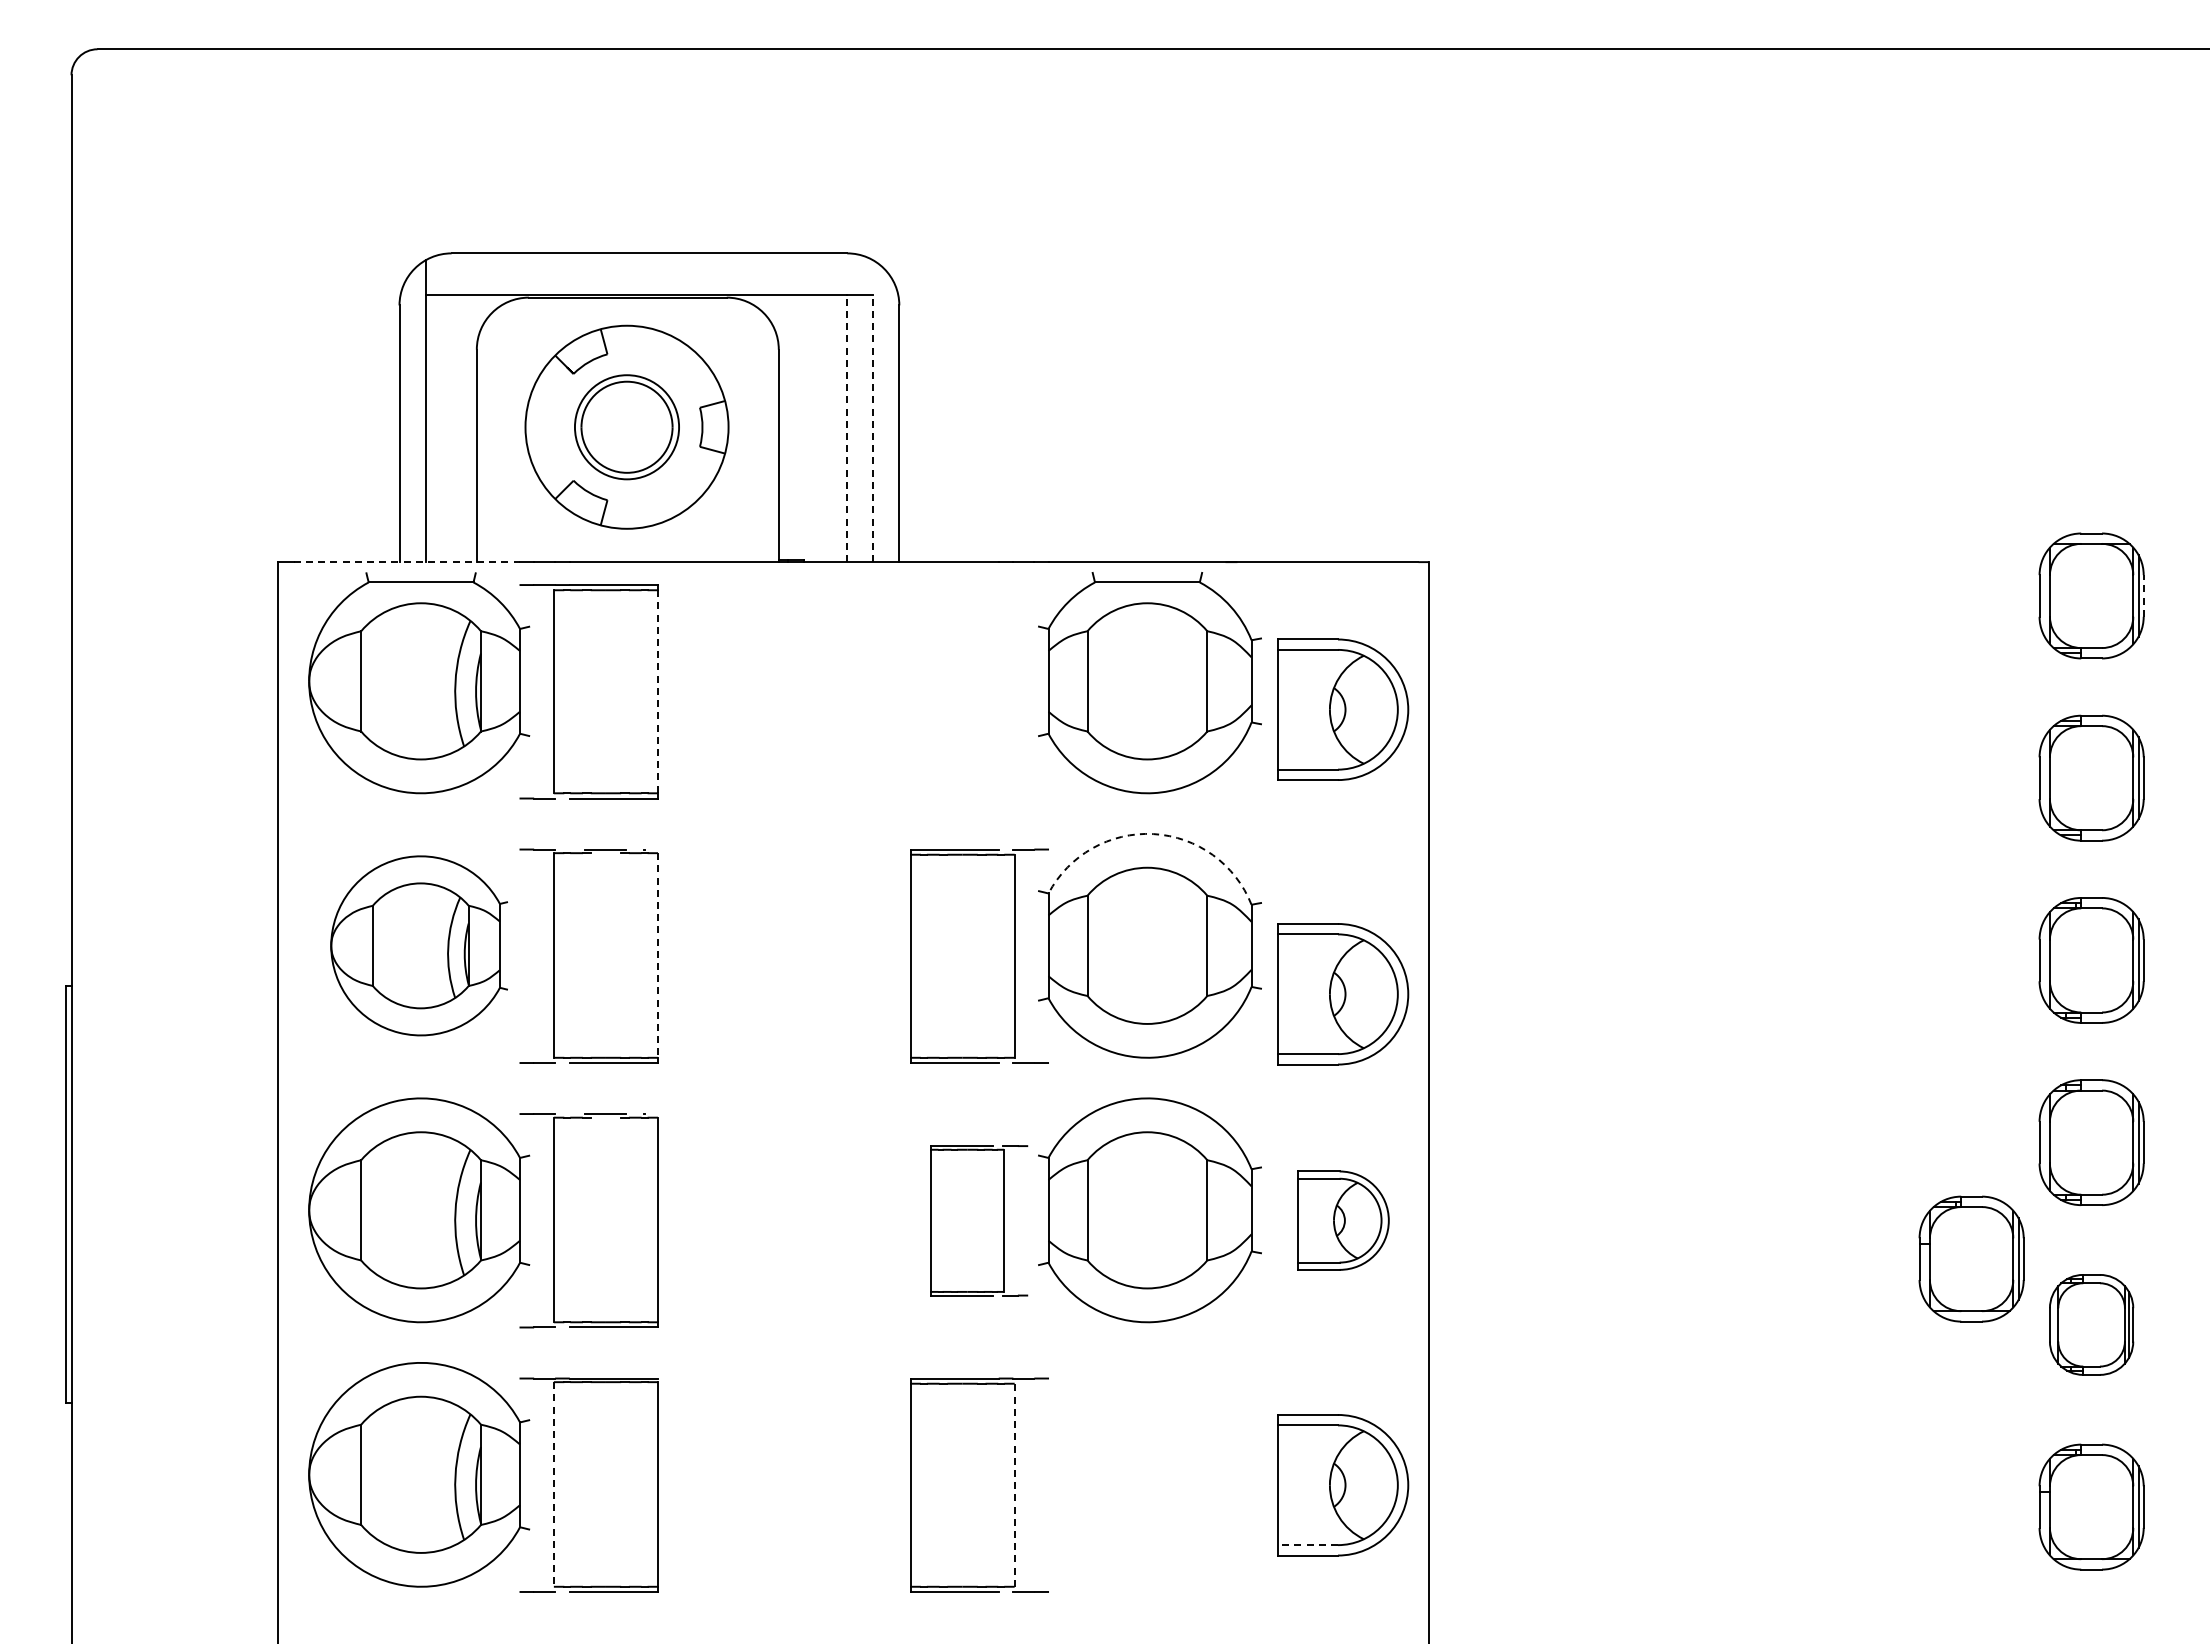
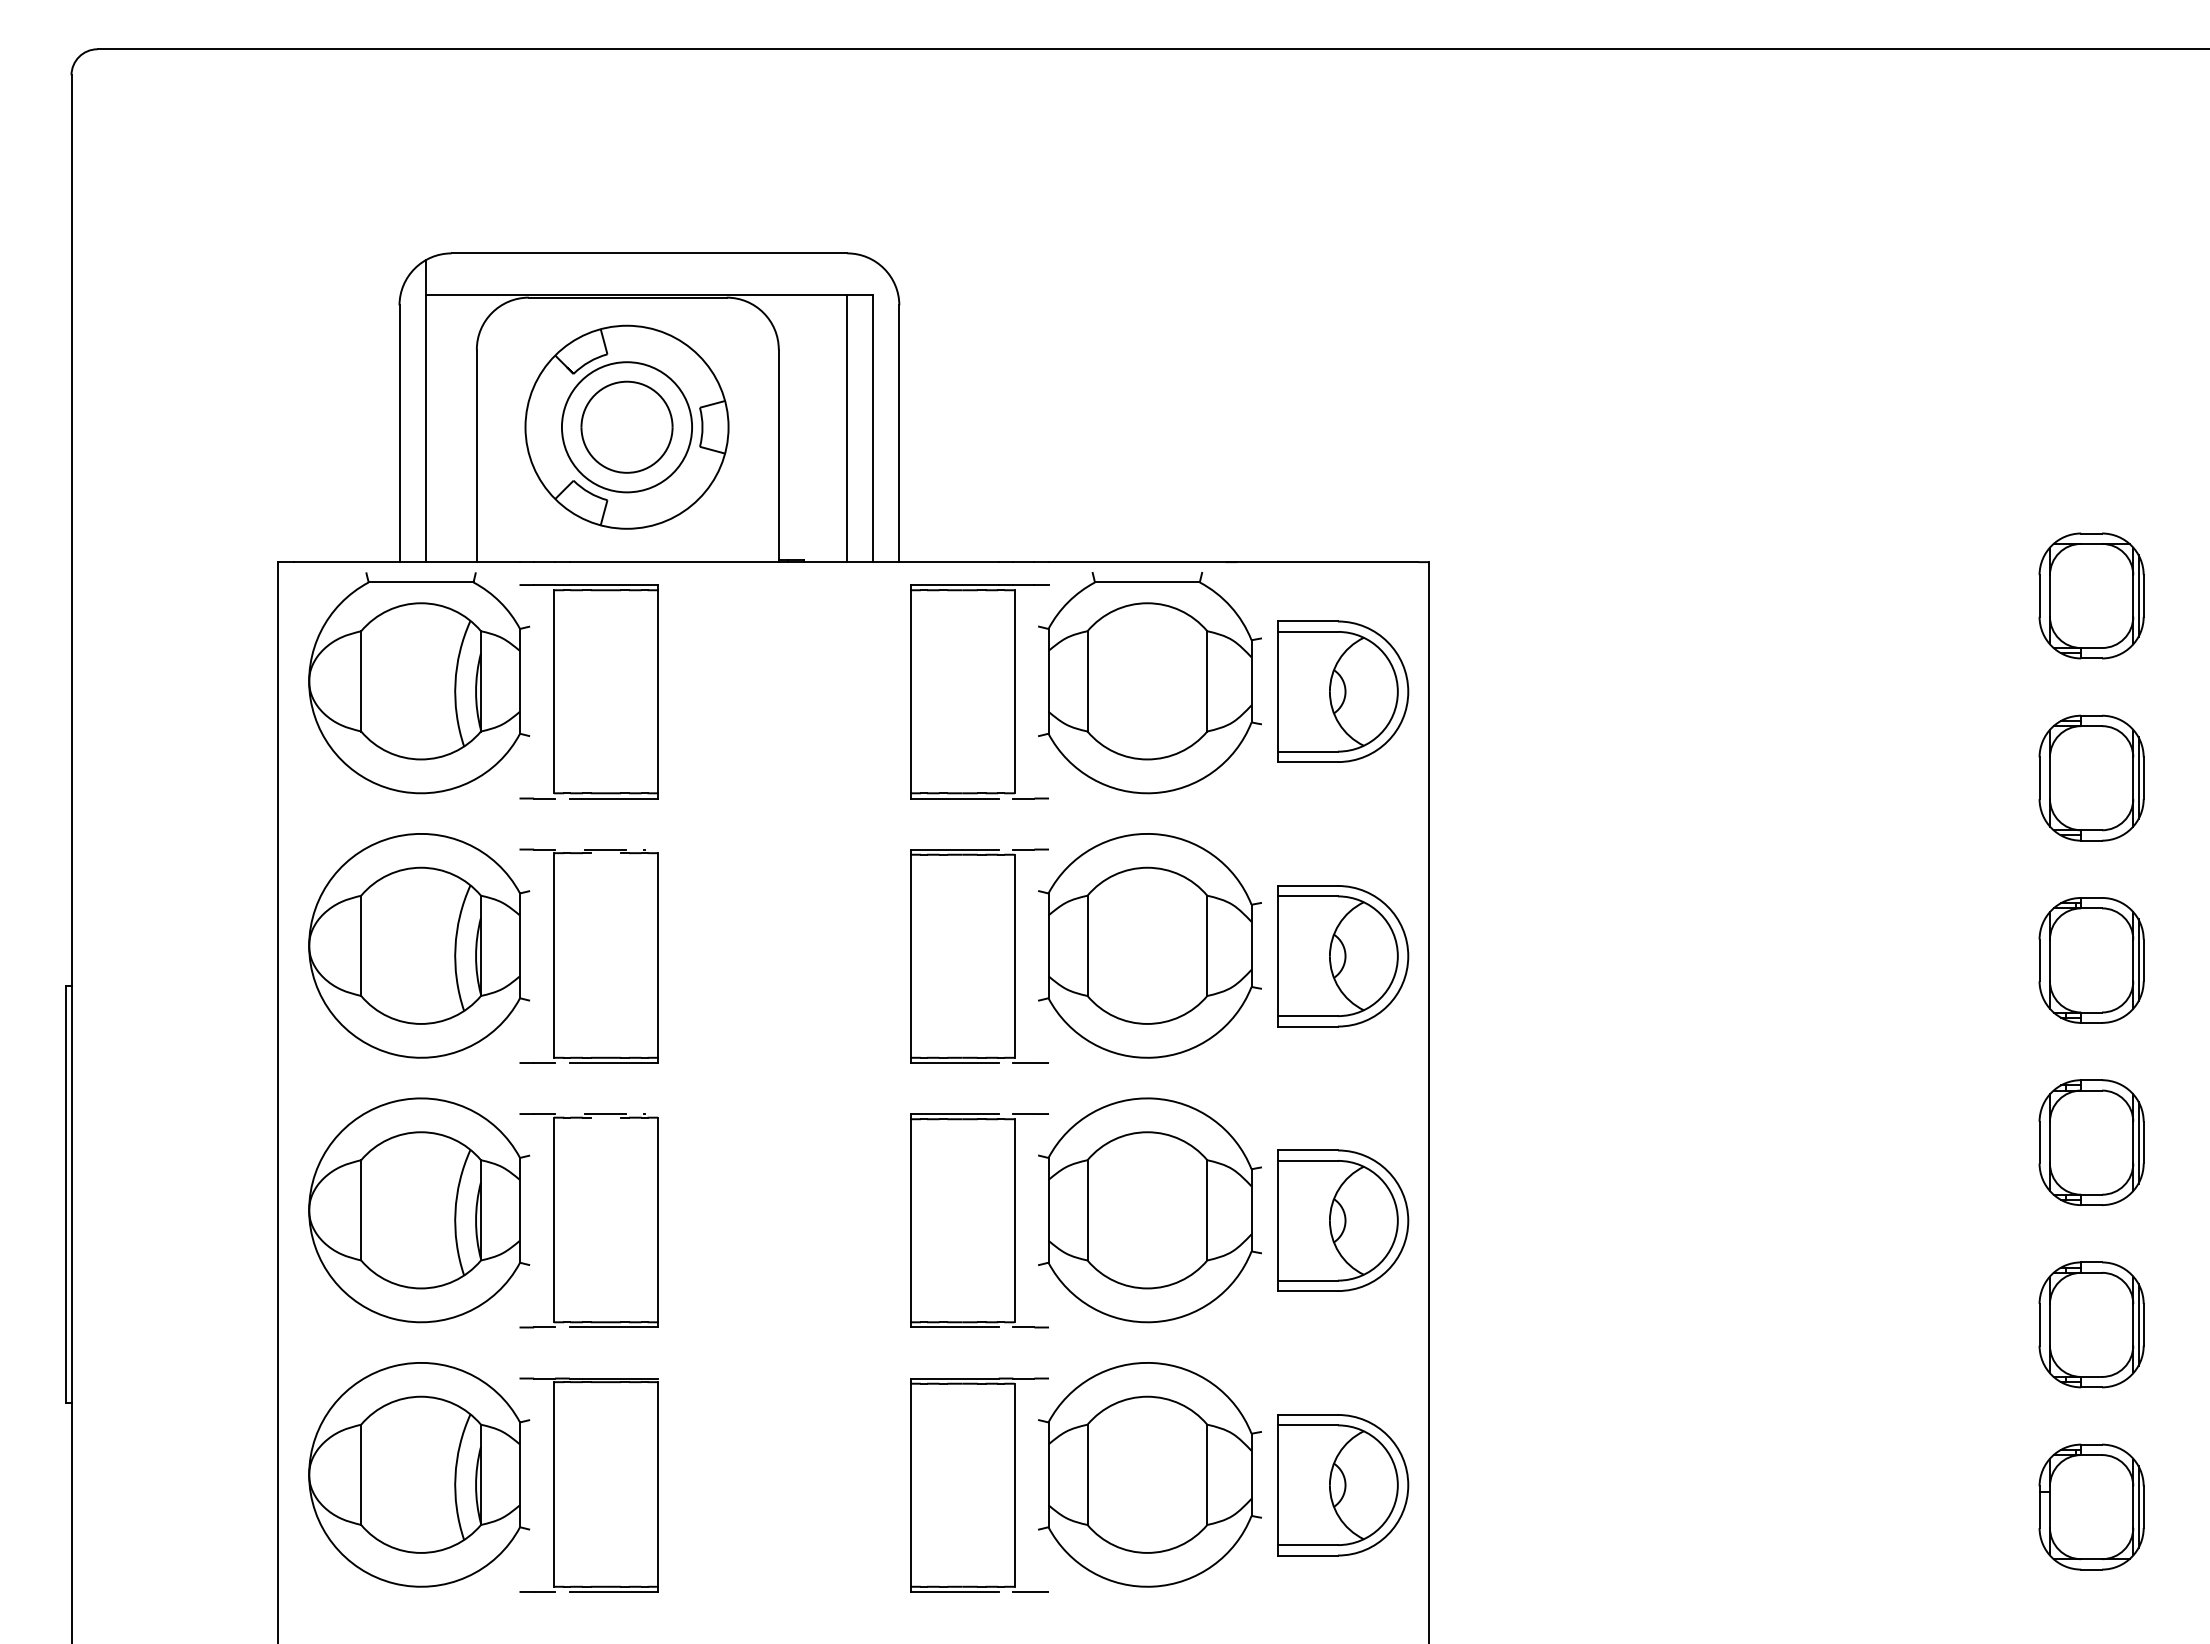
circle diameter: 104 px -> 130 px (626, 427)
line: dashed -> solid (847, 428)
line: dashed -> solid (873, 428)
line: dashed -> solid (406, 562)
line: dashed -> solid (2143, 595)
line: dashed -> solid (658, 691)
part: none -> present (979, 691)
part position: (1343, 709) -> (1343, 691) (1343, 691)
arc: dashed -> solid (1153, 834)
part size: 178x182 px -> 223x226 px (419, 945)
line: dashed -> solid (658, 955)
part position: (1343, 994) -> (1343, 956) (1343, 956)
part size: 99x152 px -> 139x216 px (979, 1220)
part size: 93x101 px -> 133x143 px (1343, 1220)
part: present -> none (1971, 1258)
part size: 86x102 px -> 107x128 px (2091, 1324)
part: none -> present (1149, 1474)
line: dashed -> solid (553, 1484)
line: dashed -> solid (1014, 1485)
line: dashed -> solid (1308, 1545)
